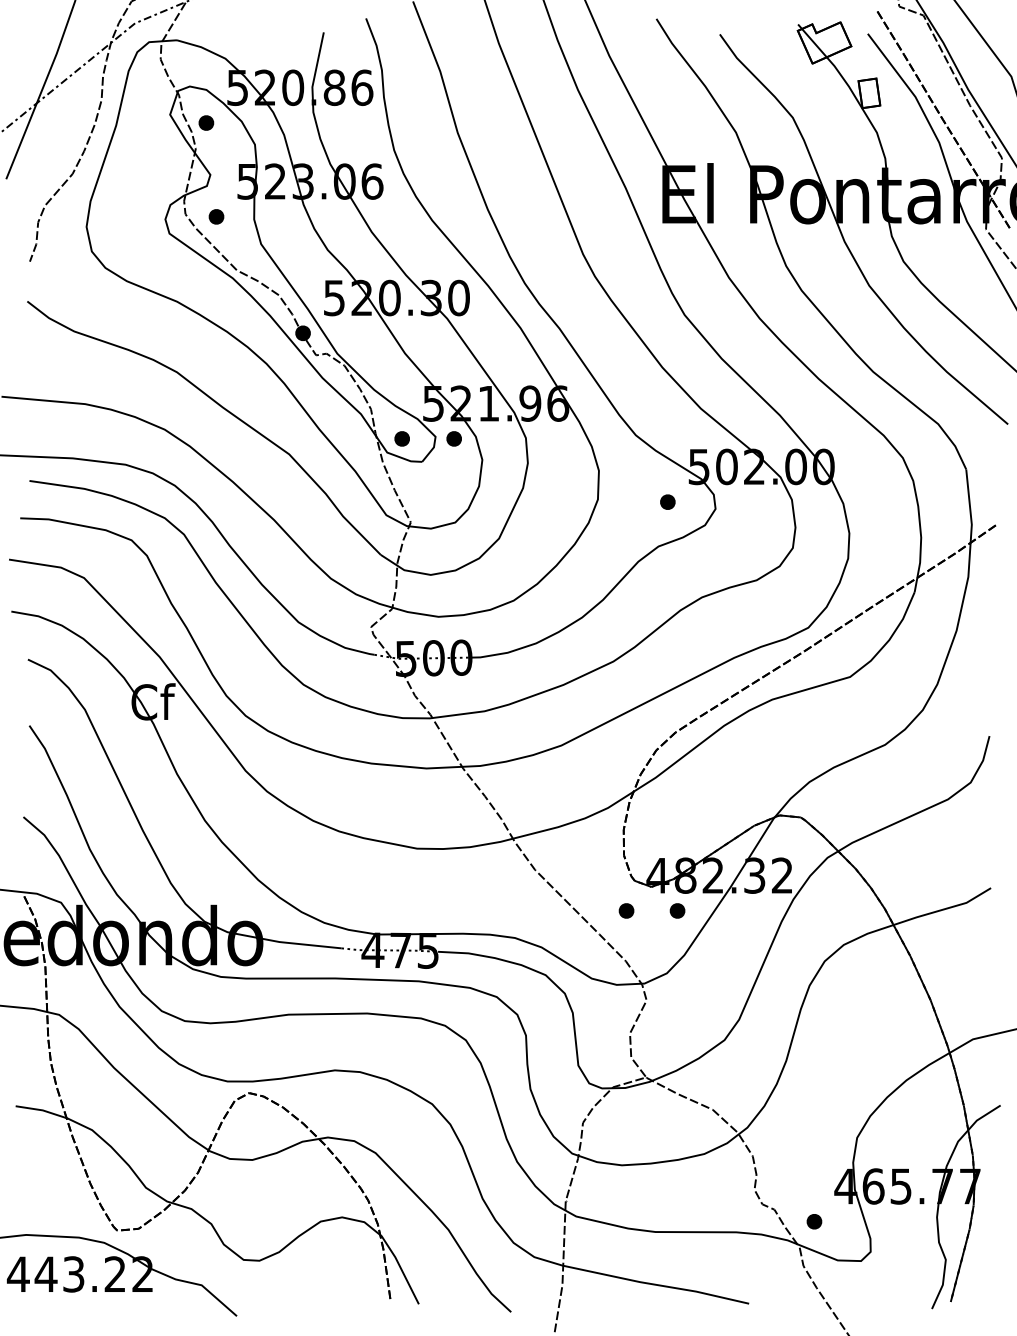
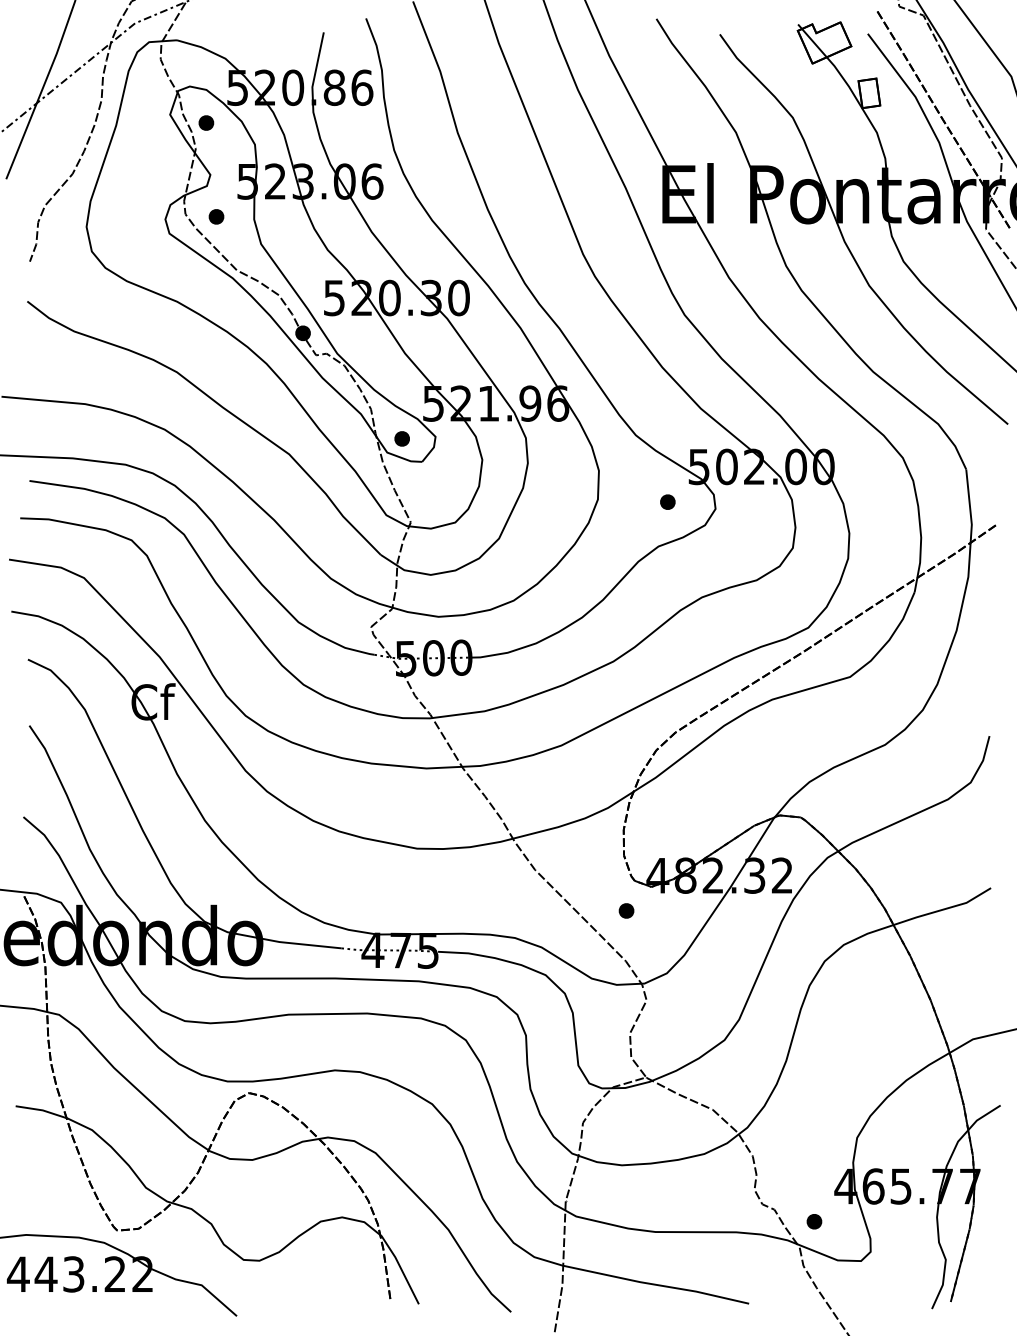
part: present -> none (453, 438)
part: present -> none (677, 910)
